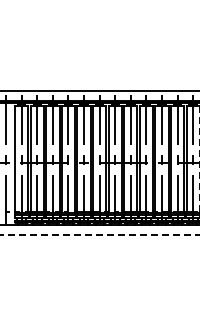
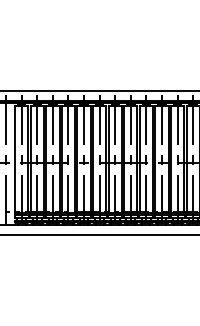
line: dashed -> solid (199, 159)
line: dashed -> solid (100, 234)
